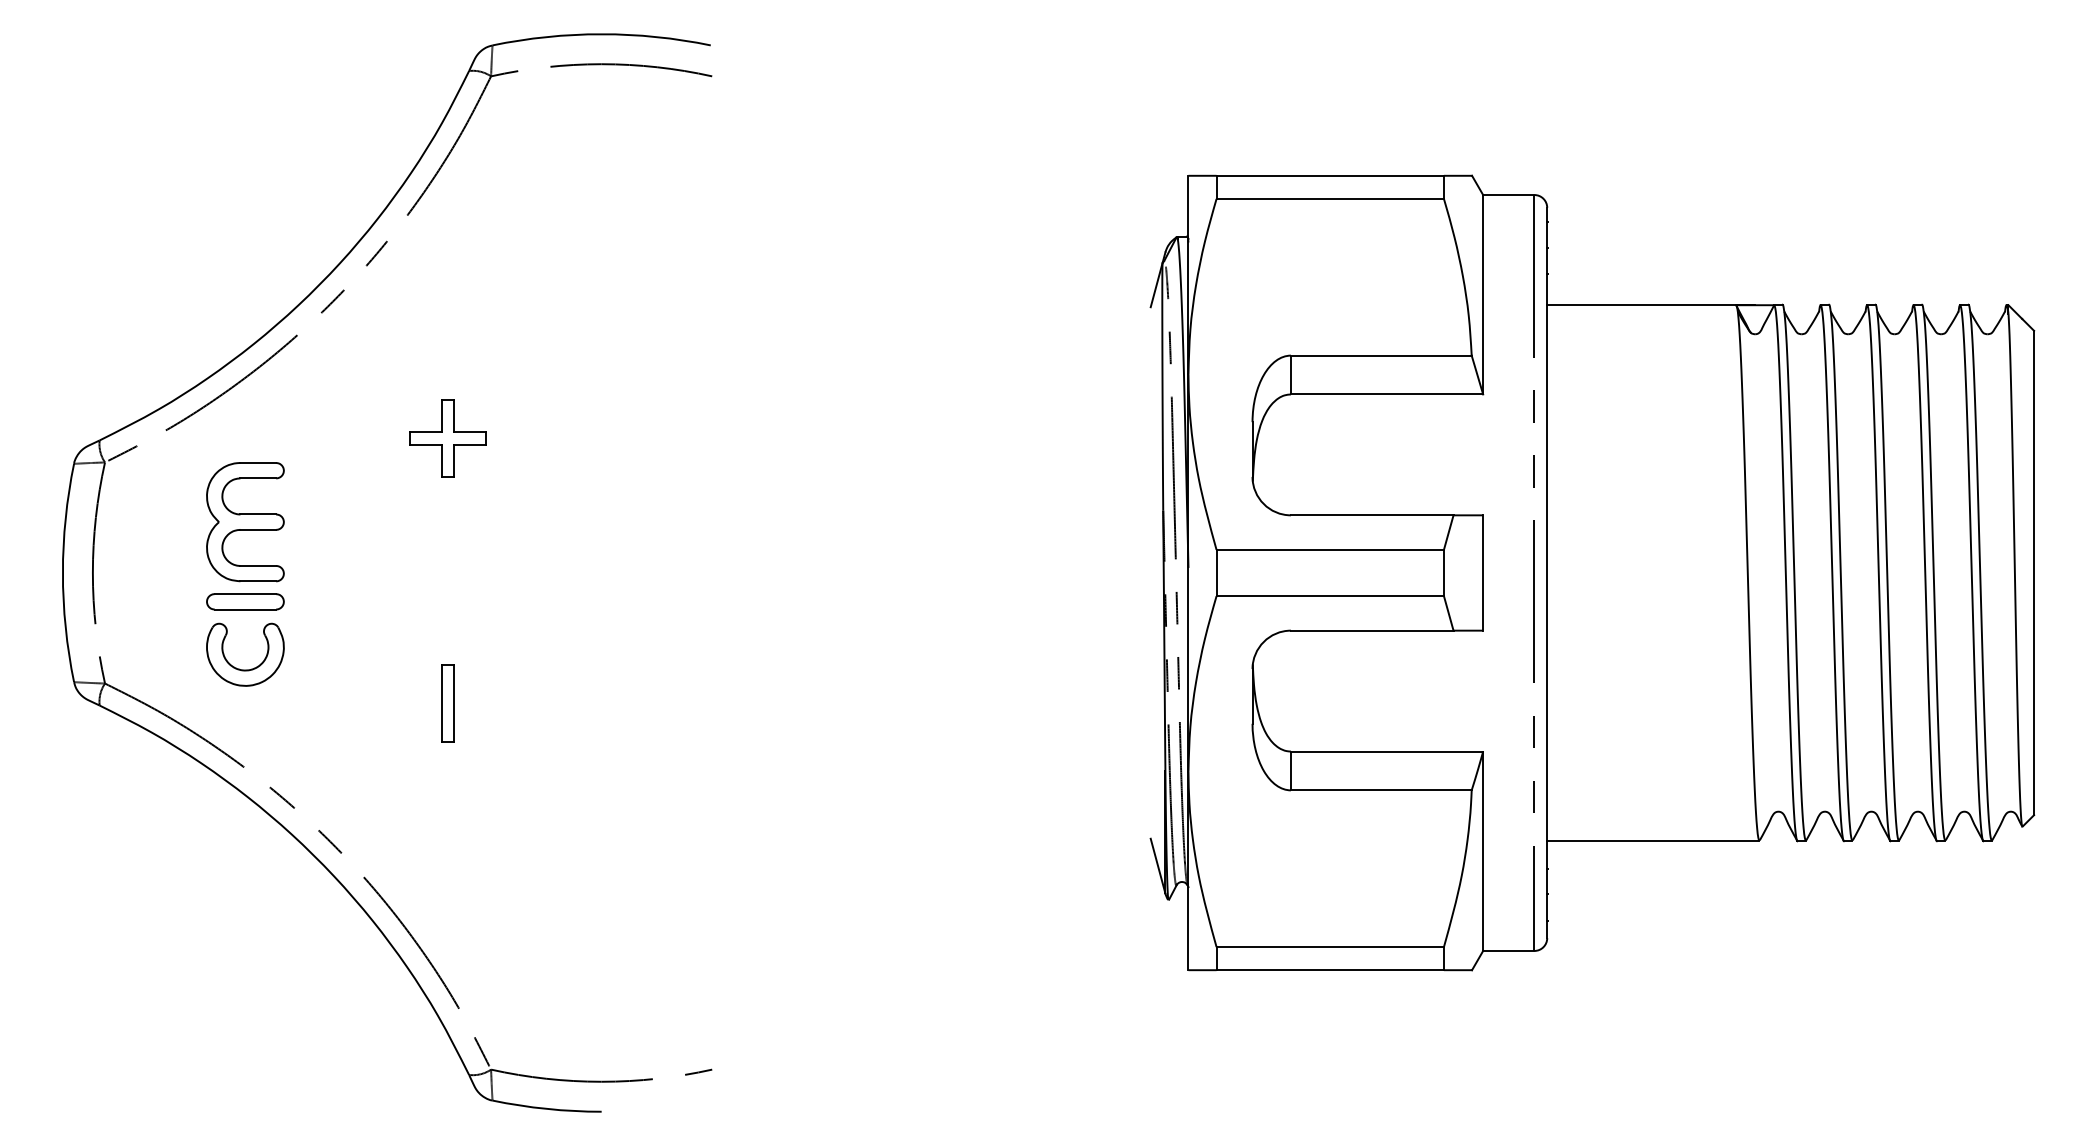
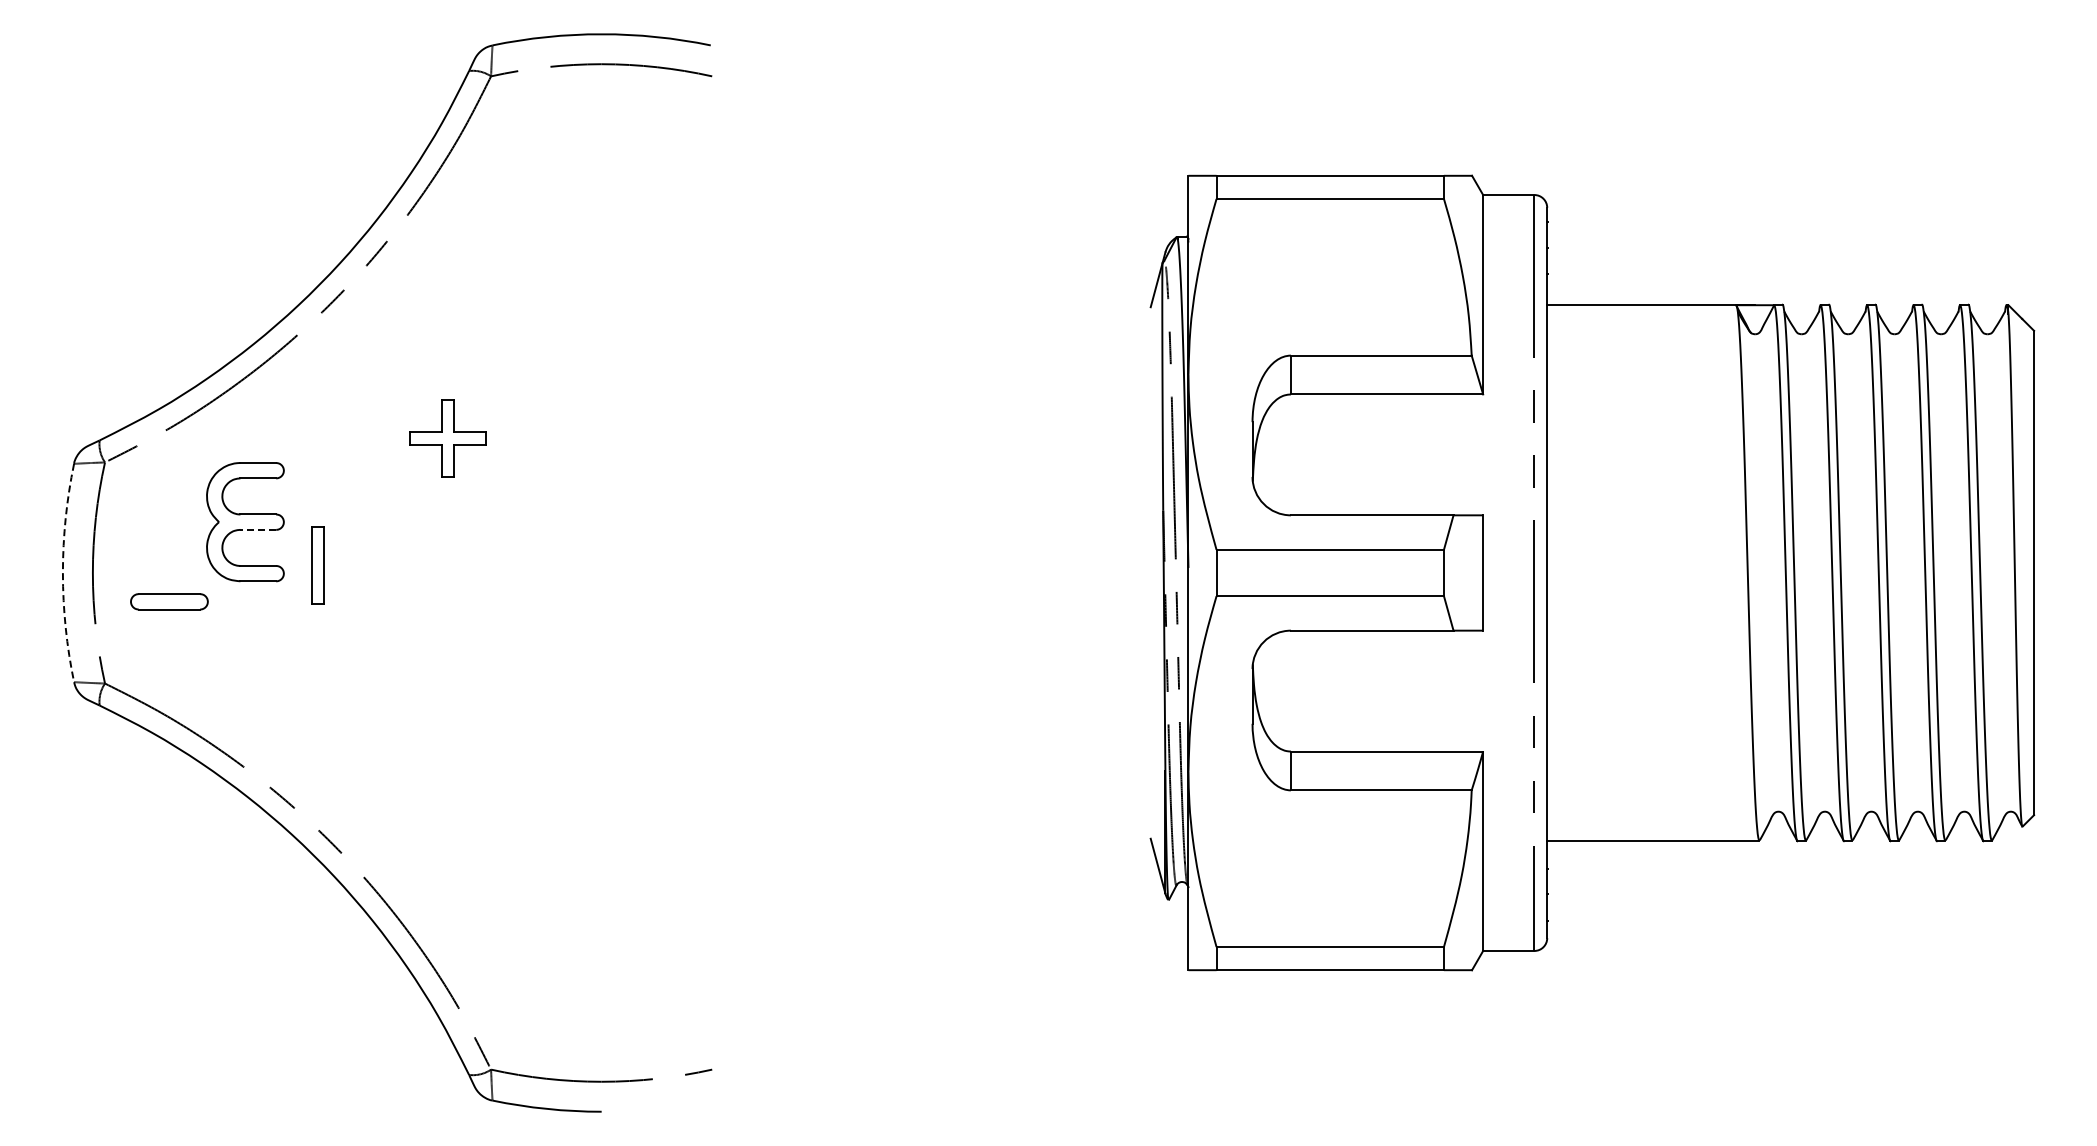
line: solid -> dashed (258, 529)
arc: solid -> dashed (62, 573)
part position: (245, 601) -> (169, 601) (169, 601)
part: present -> none (245, 669)
part position: (447, 703) -> (317, 565) (317, 565)
